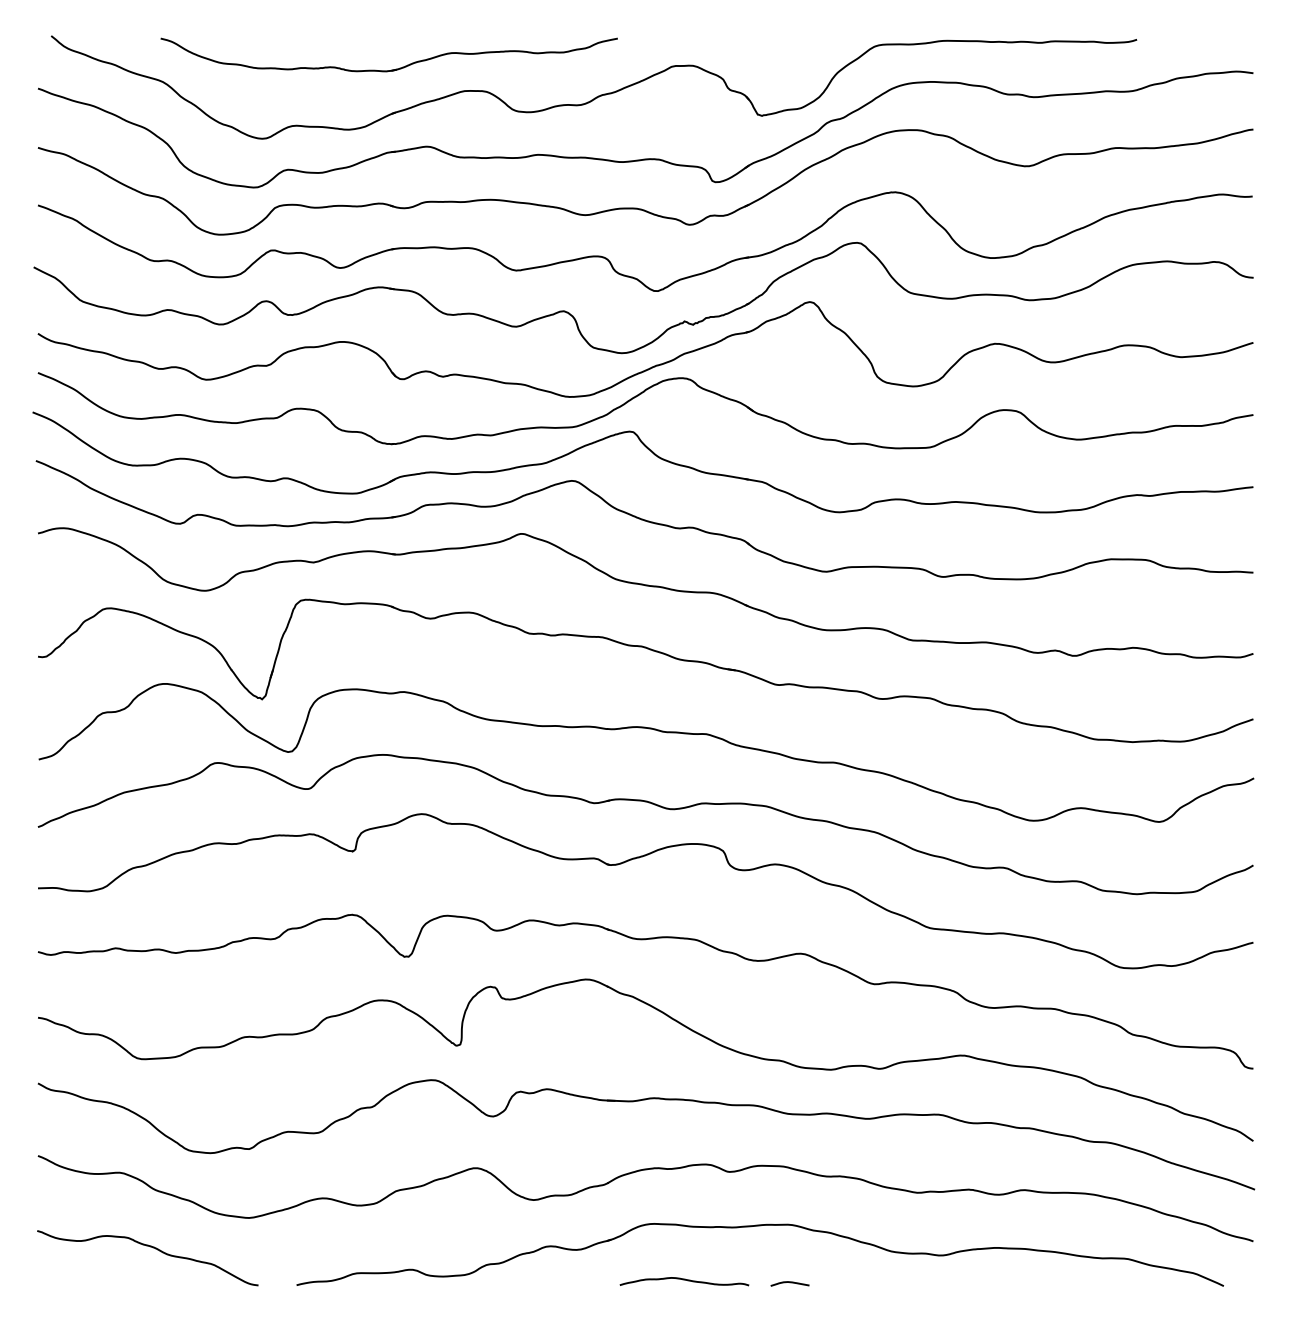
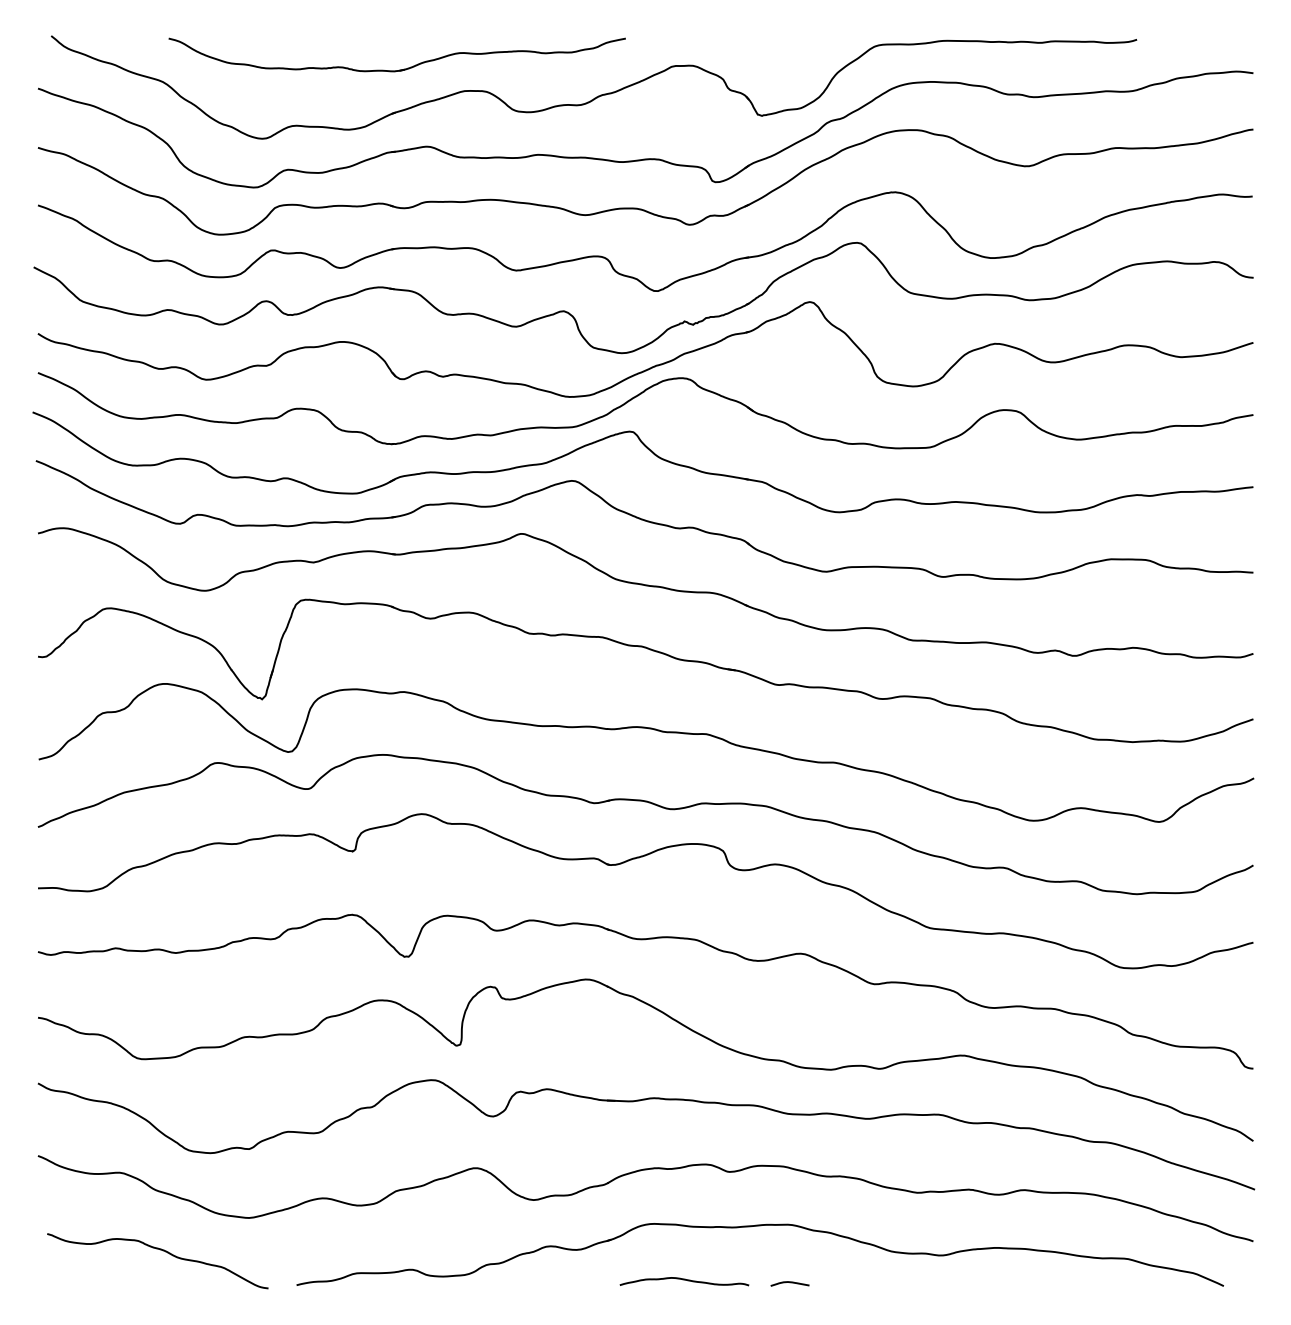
part position: (391, 69) -> (399, 69) (399, 69)
curve position: (150, 1247) -> (160, 1250) (160, 1250)
